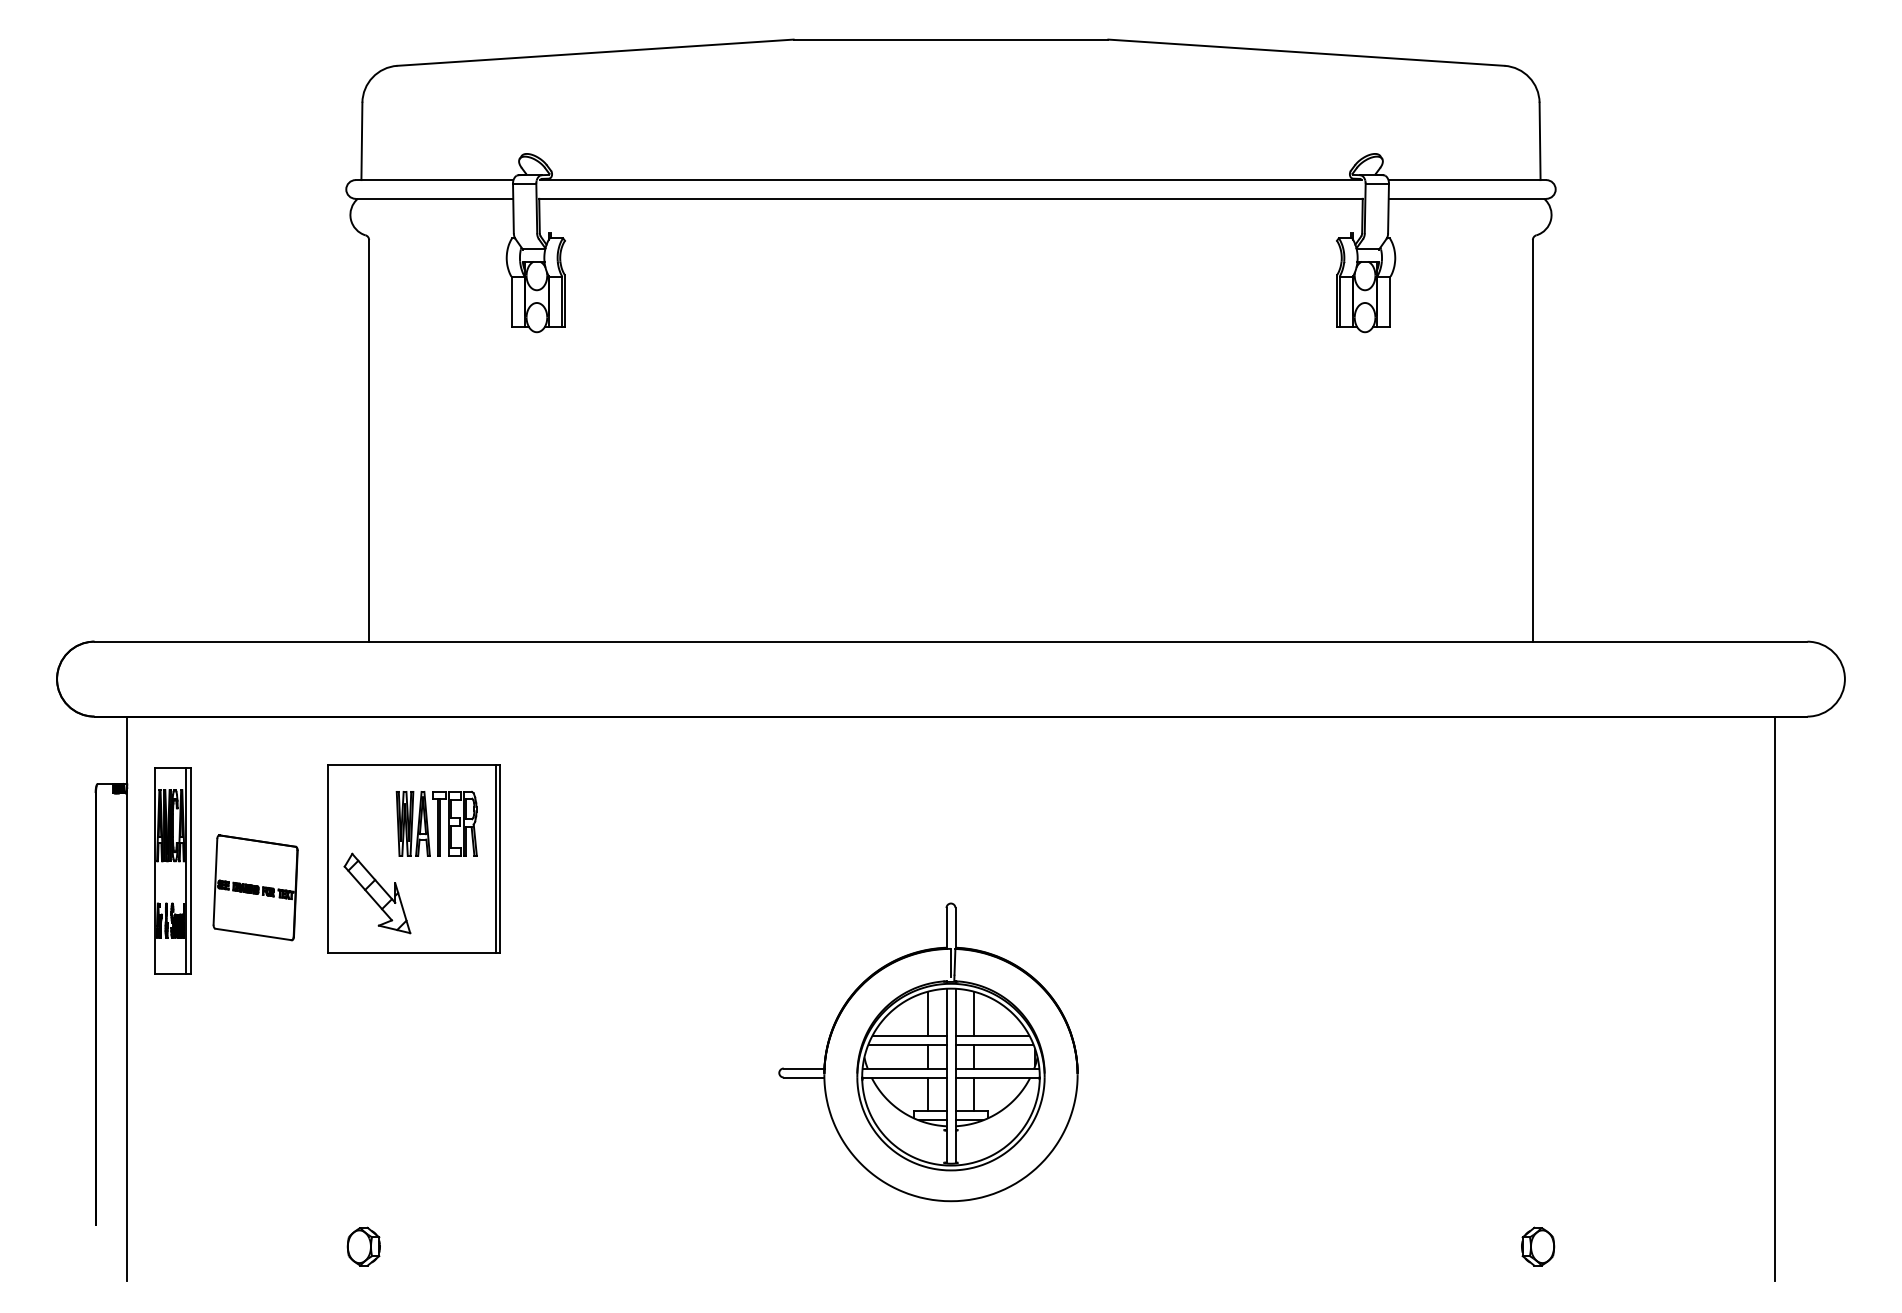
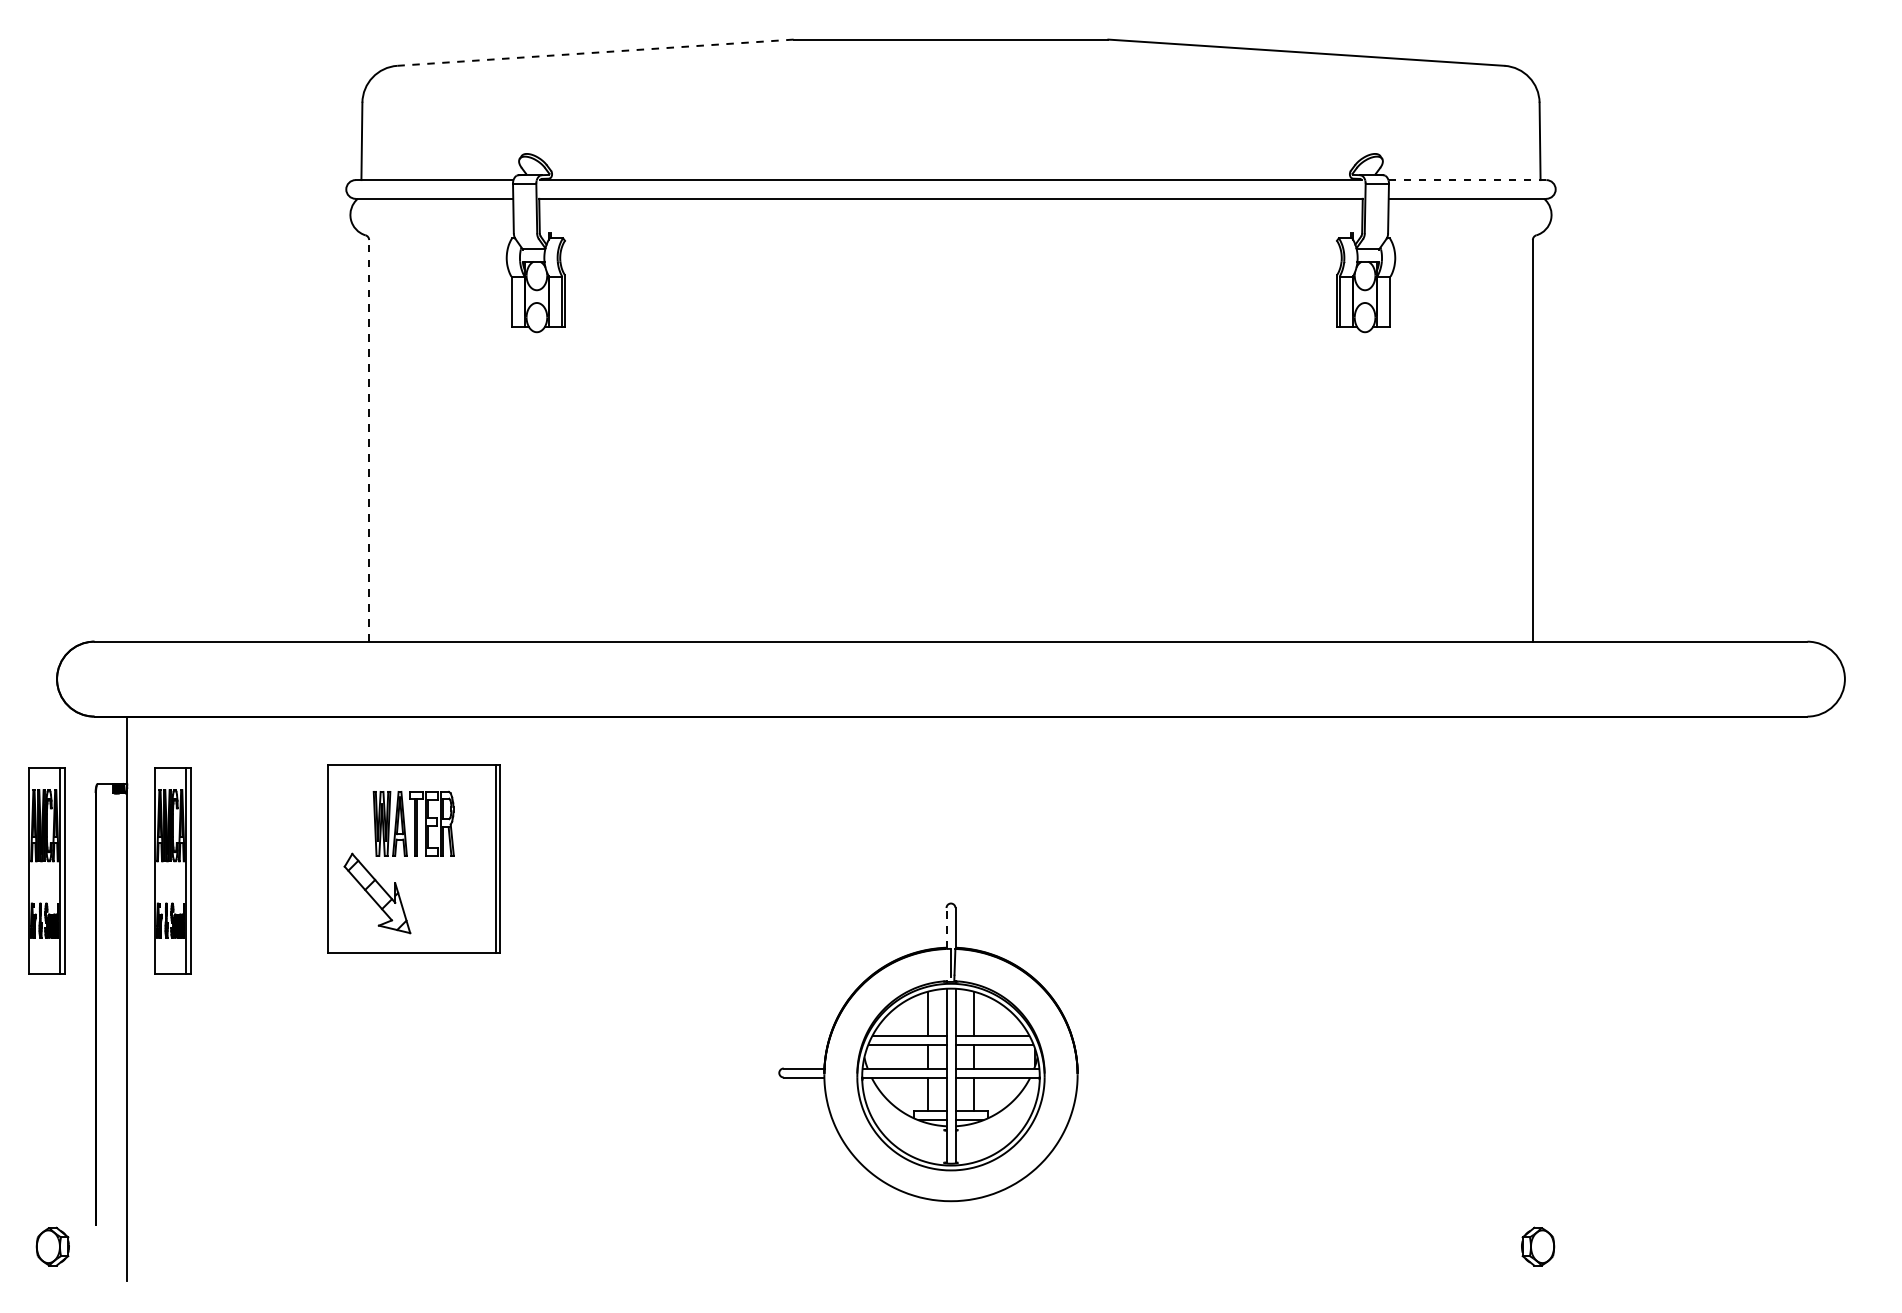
line: solid -> dashed (595, 52)
line: solid -> dashed (1467, 180)
line: solid -> dashed (369, 440)
part position: (436, 823) -> (413, 823) (413, 823)
part: none -> present (46, 870)
part: present -> none (255, 887)
line: solid -> dashed (946, 927)
line: present -> none (1774, 998)
part position: (363, 1246) -> (52, 1246) (52, 1246)
